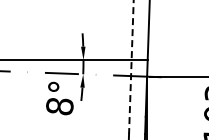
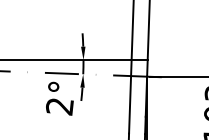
line: dashed -> solid (131, 66)
text: 8° -> 2° (59, 106)
